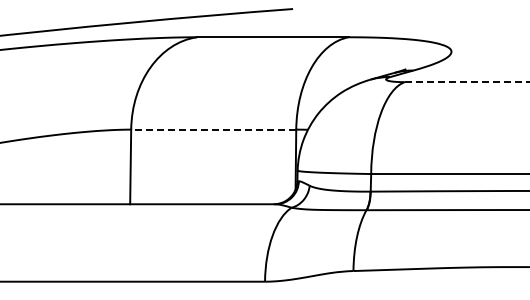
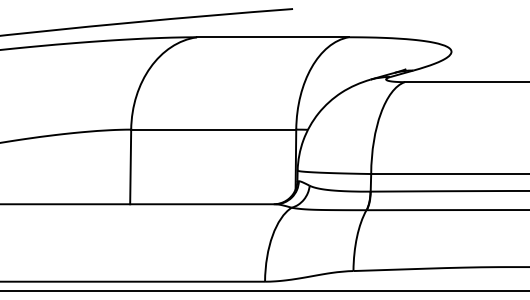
line: dashed -> solid (467, 82)
line: dashed -> solid (213, 129)
line: none -> present (264, 290)
